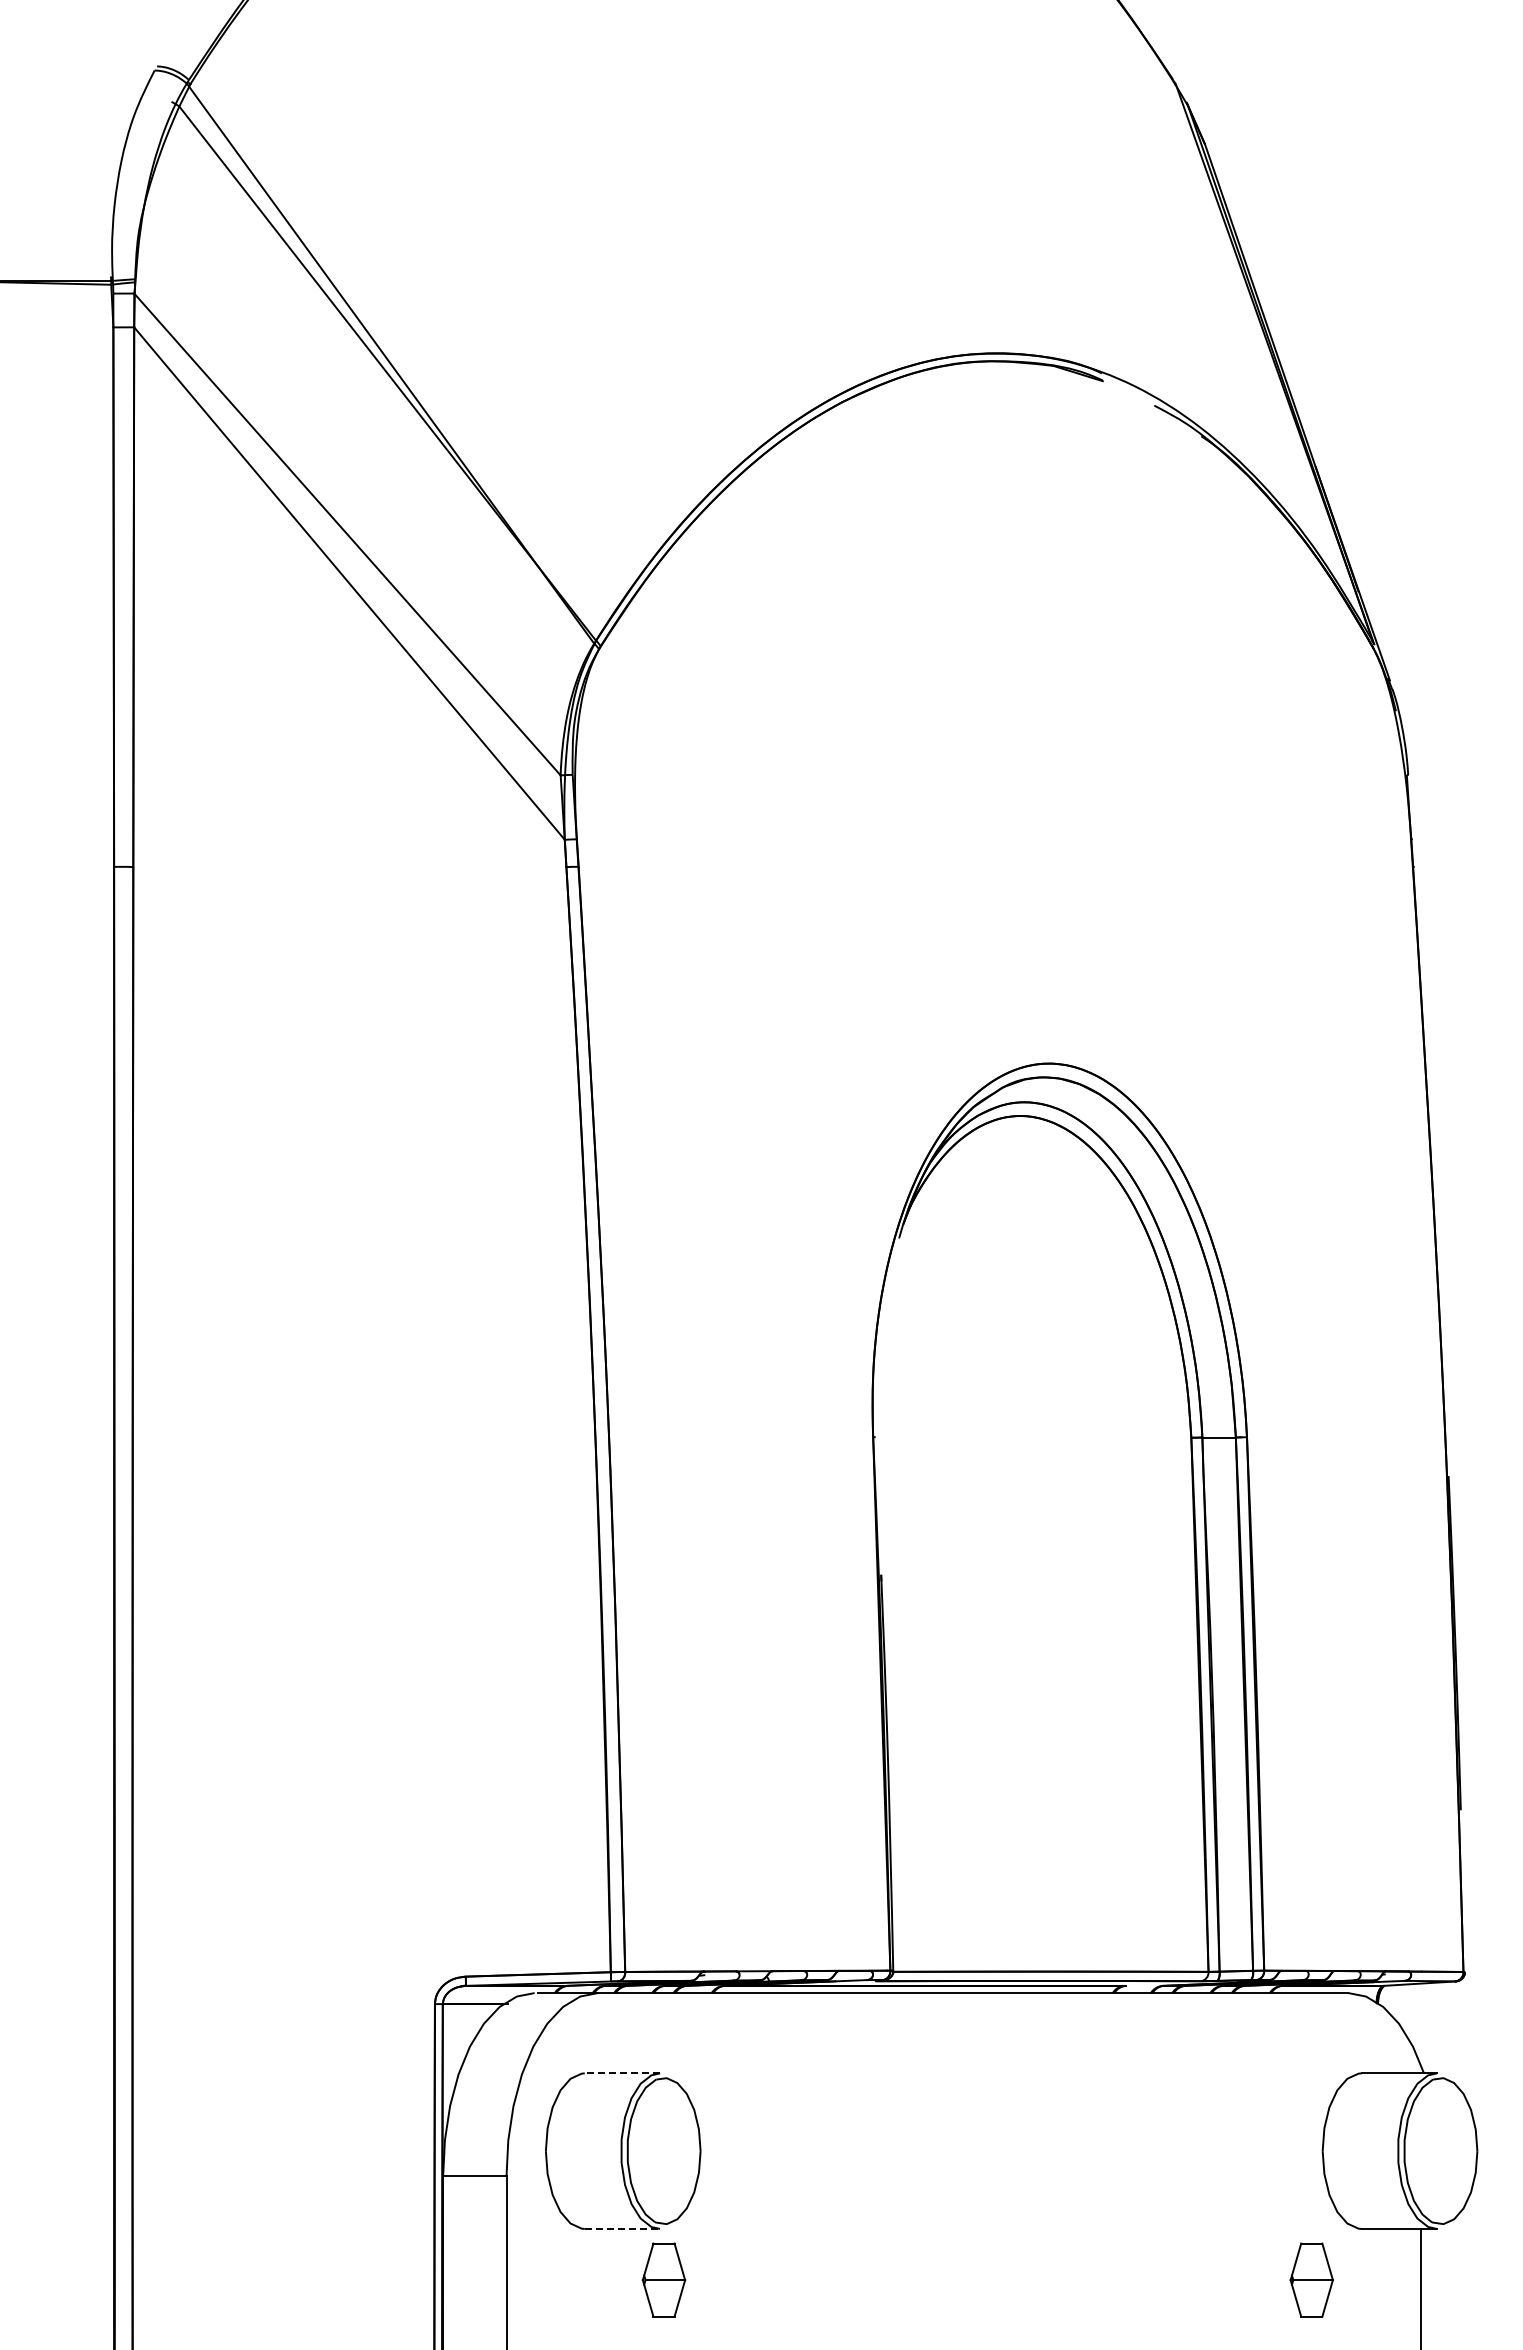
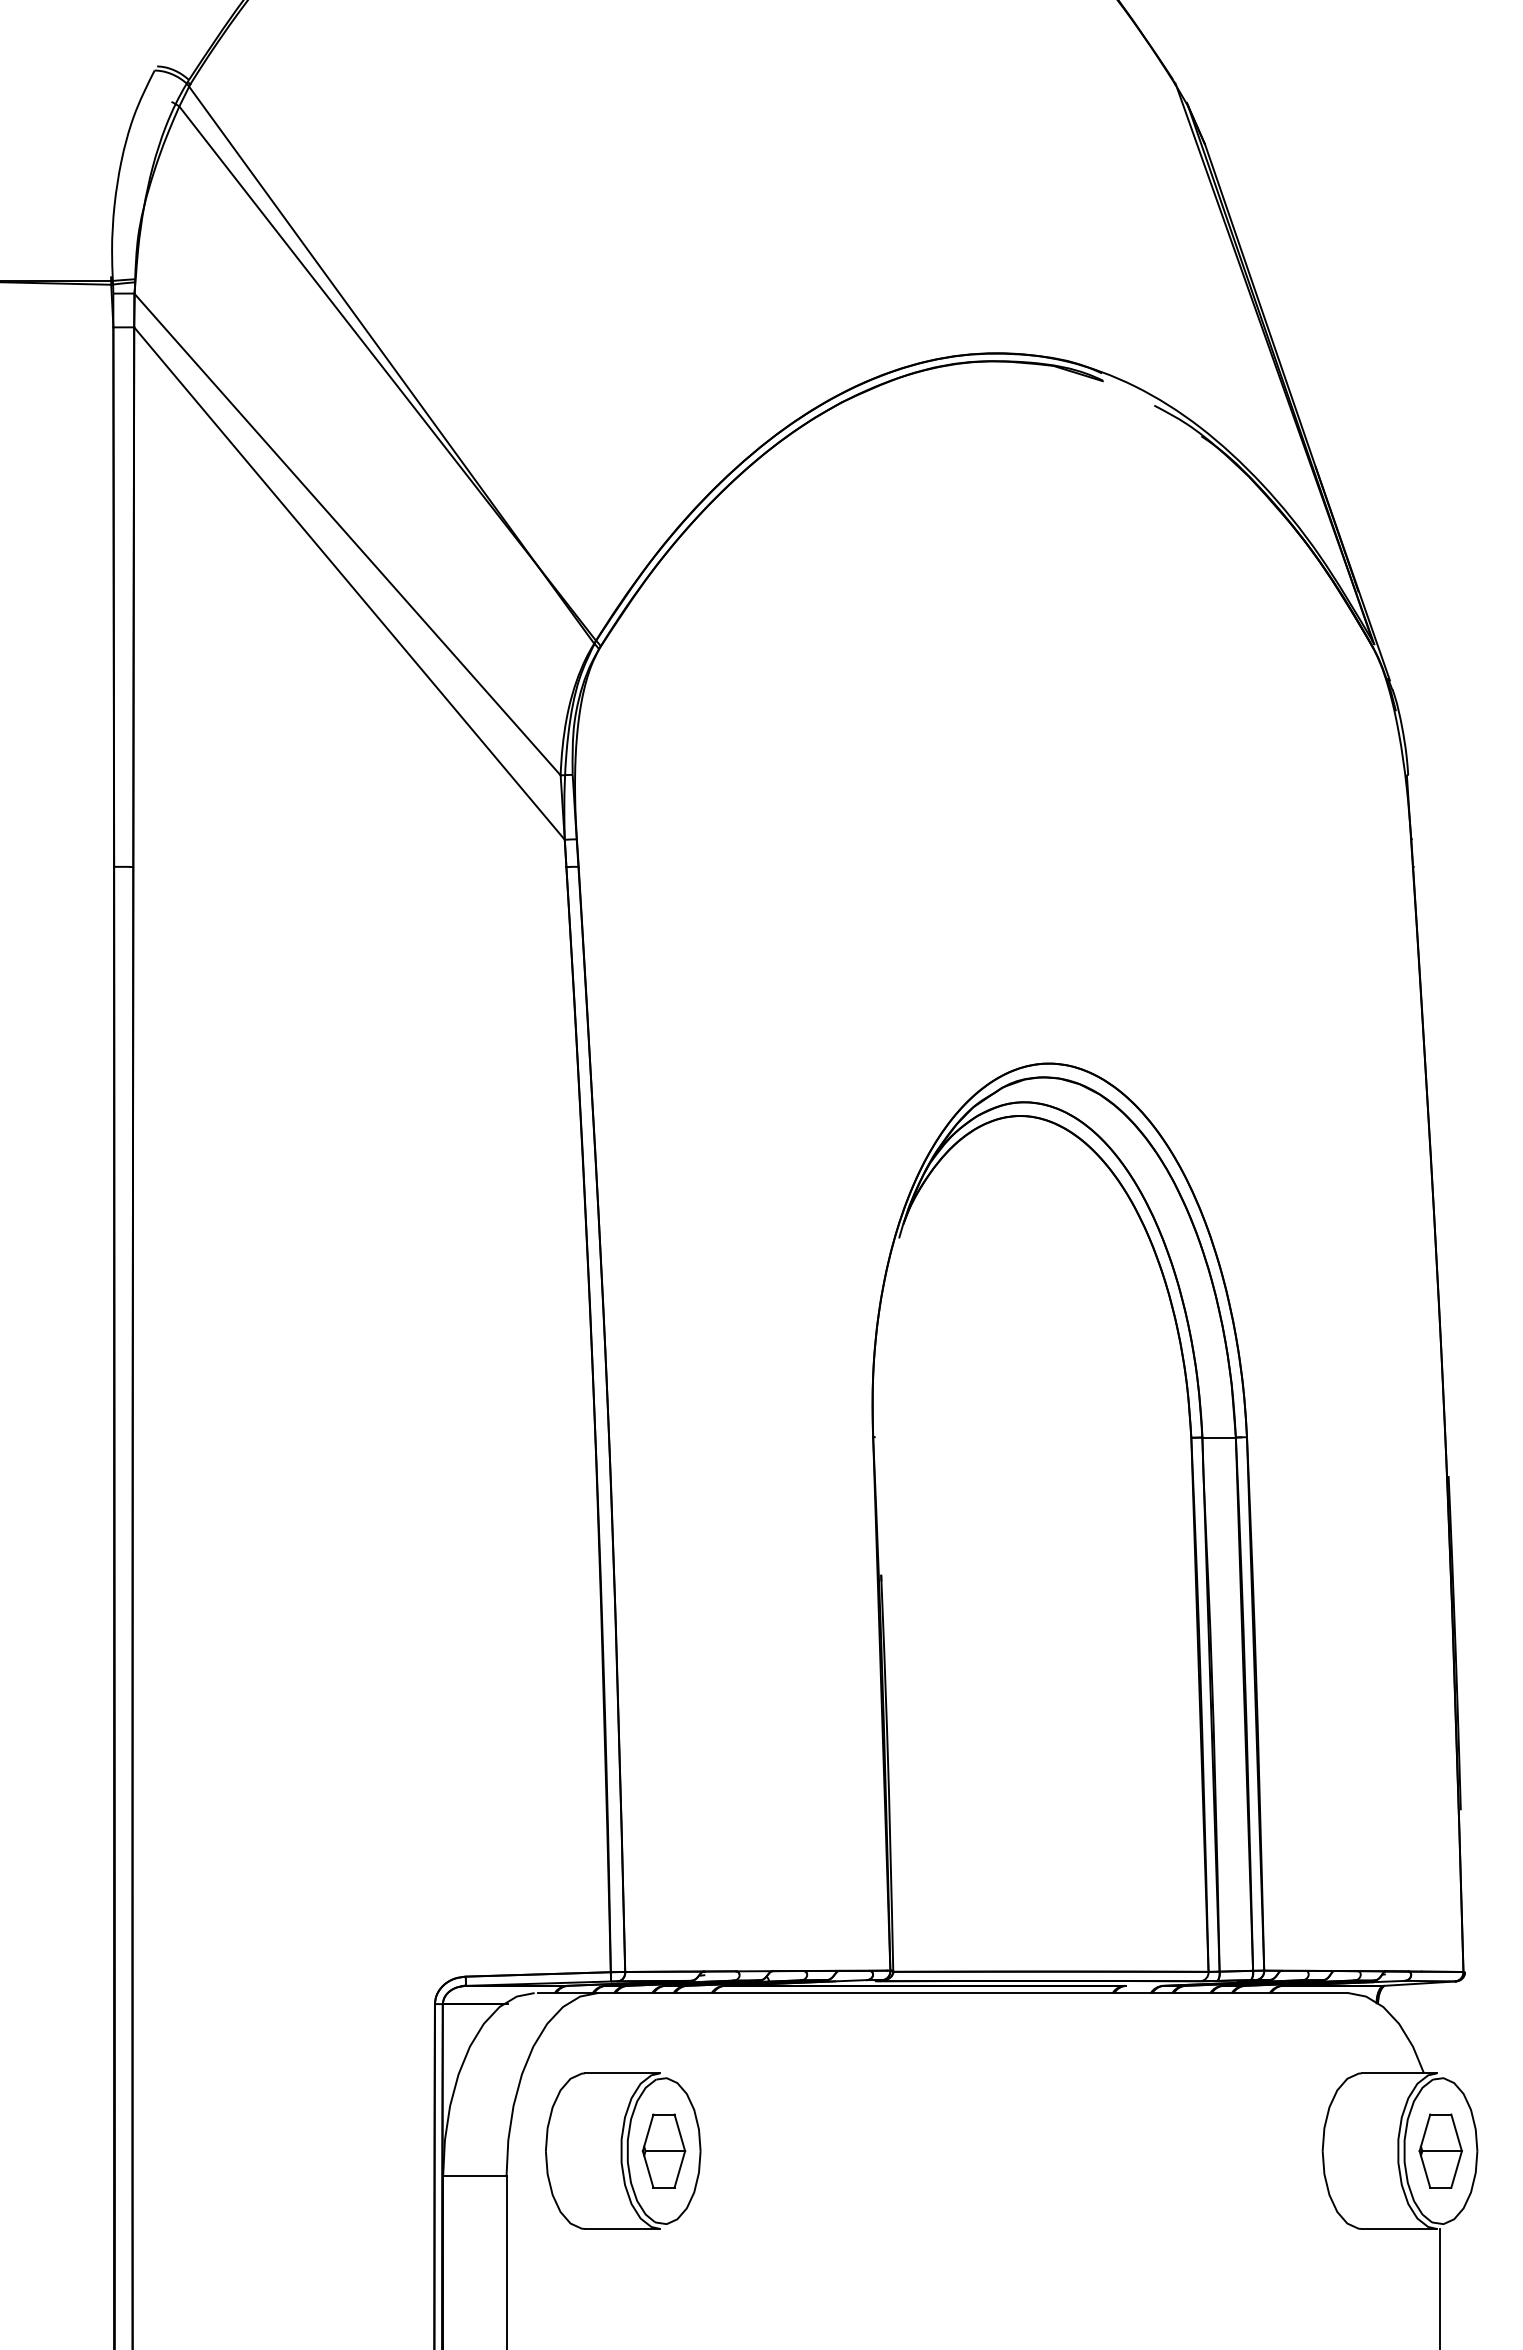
line: dashed -> solid (622, 2073)
line: dashed -> solid (622, 2228)
part position: (663, 2279) -> (663, 2150) (663, 2150)
part position: (1311, 2279) -> (1440, 2150) (1440, 2150)
line position: (1420, 2287) -> (1439, 2287) (1439, 2287)
